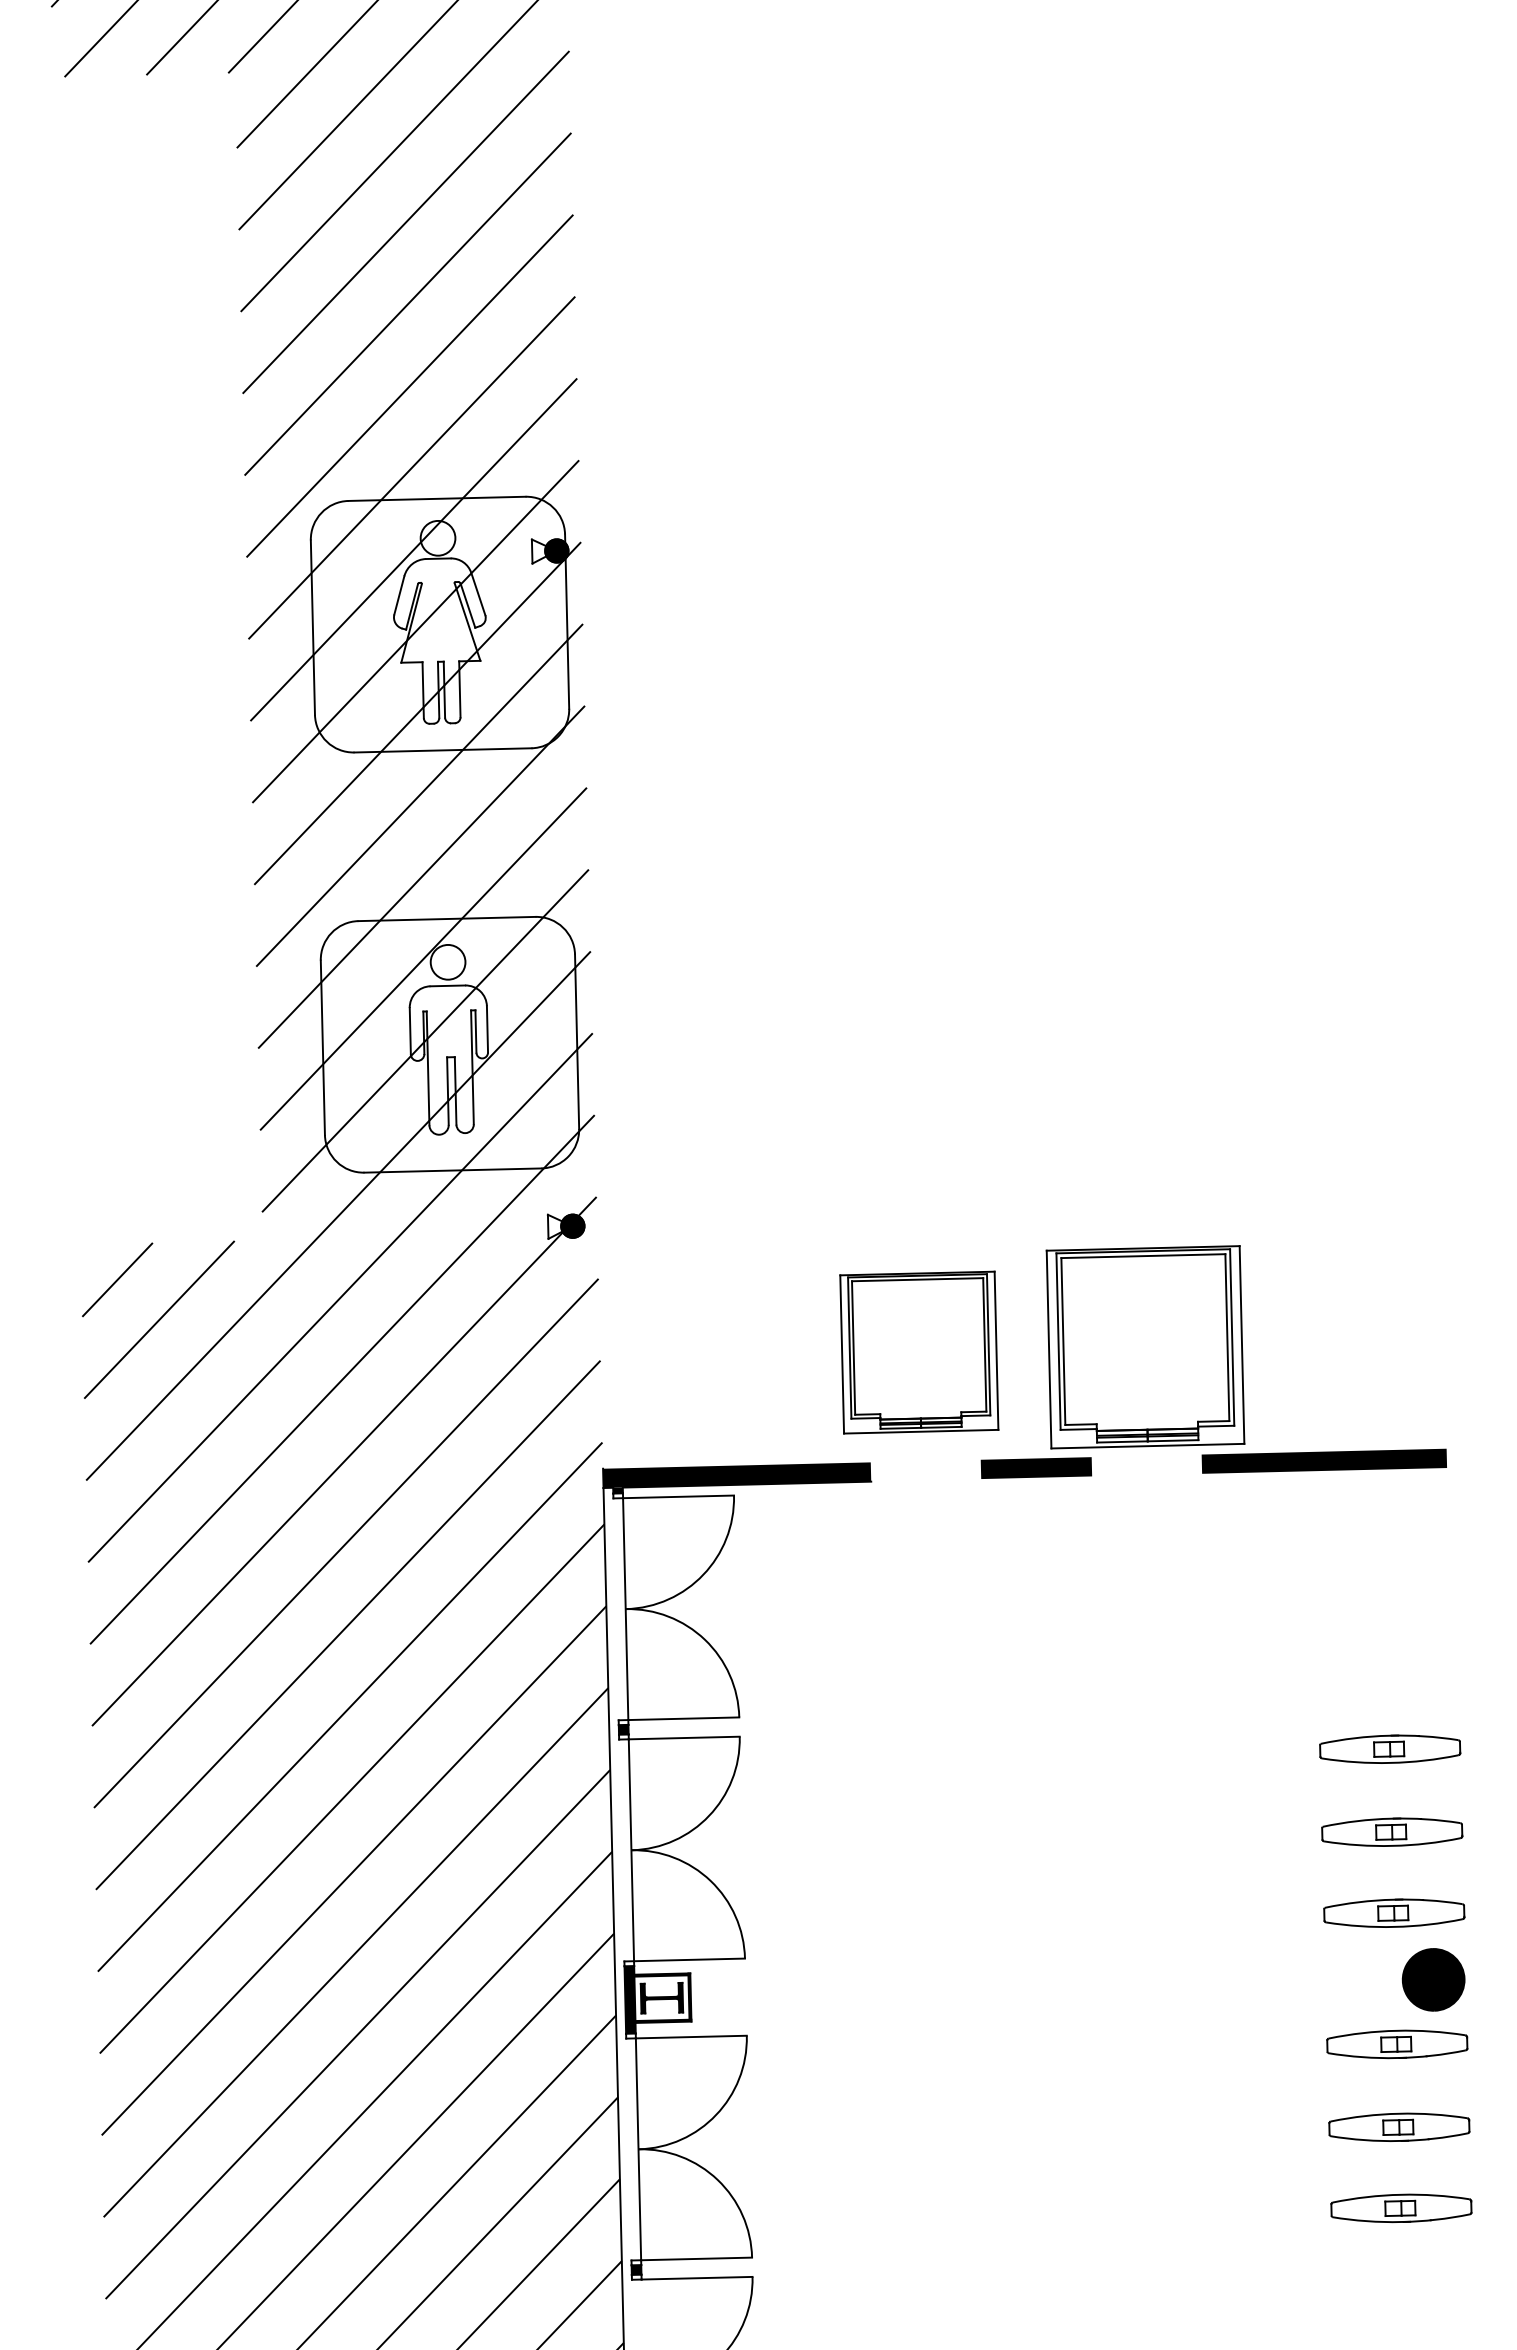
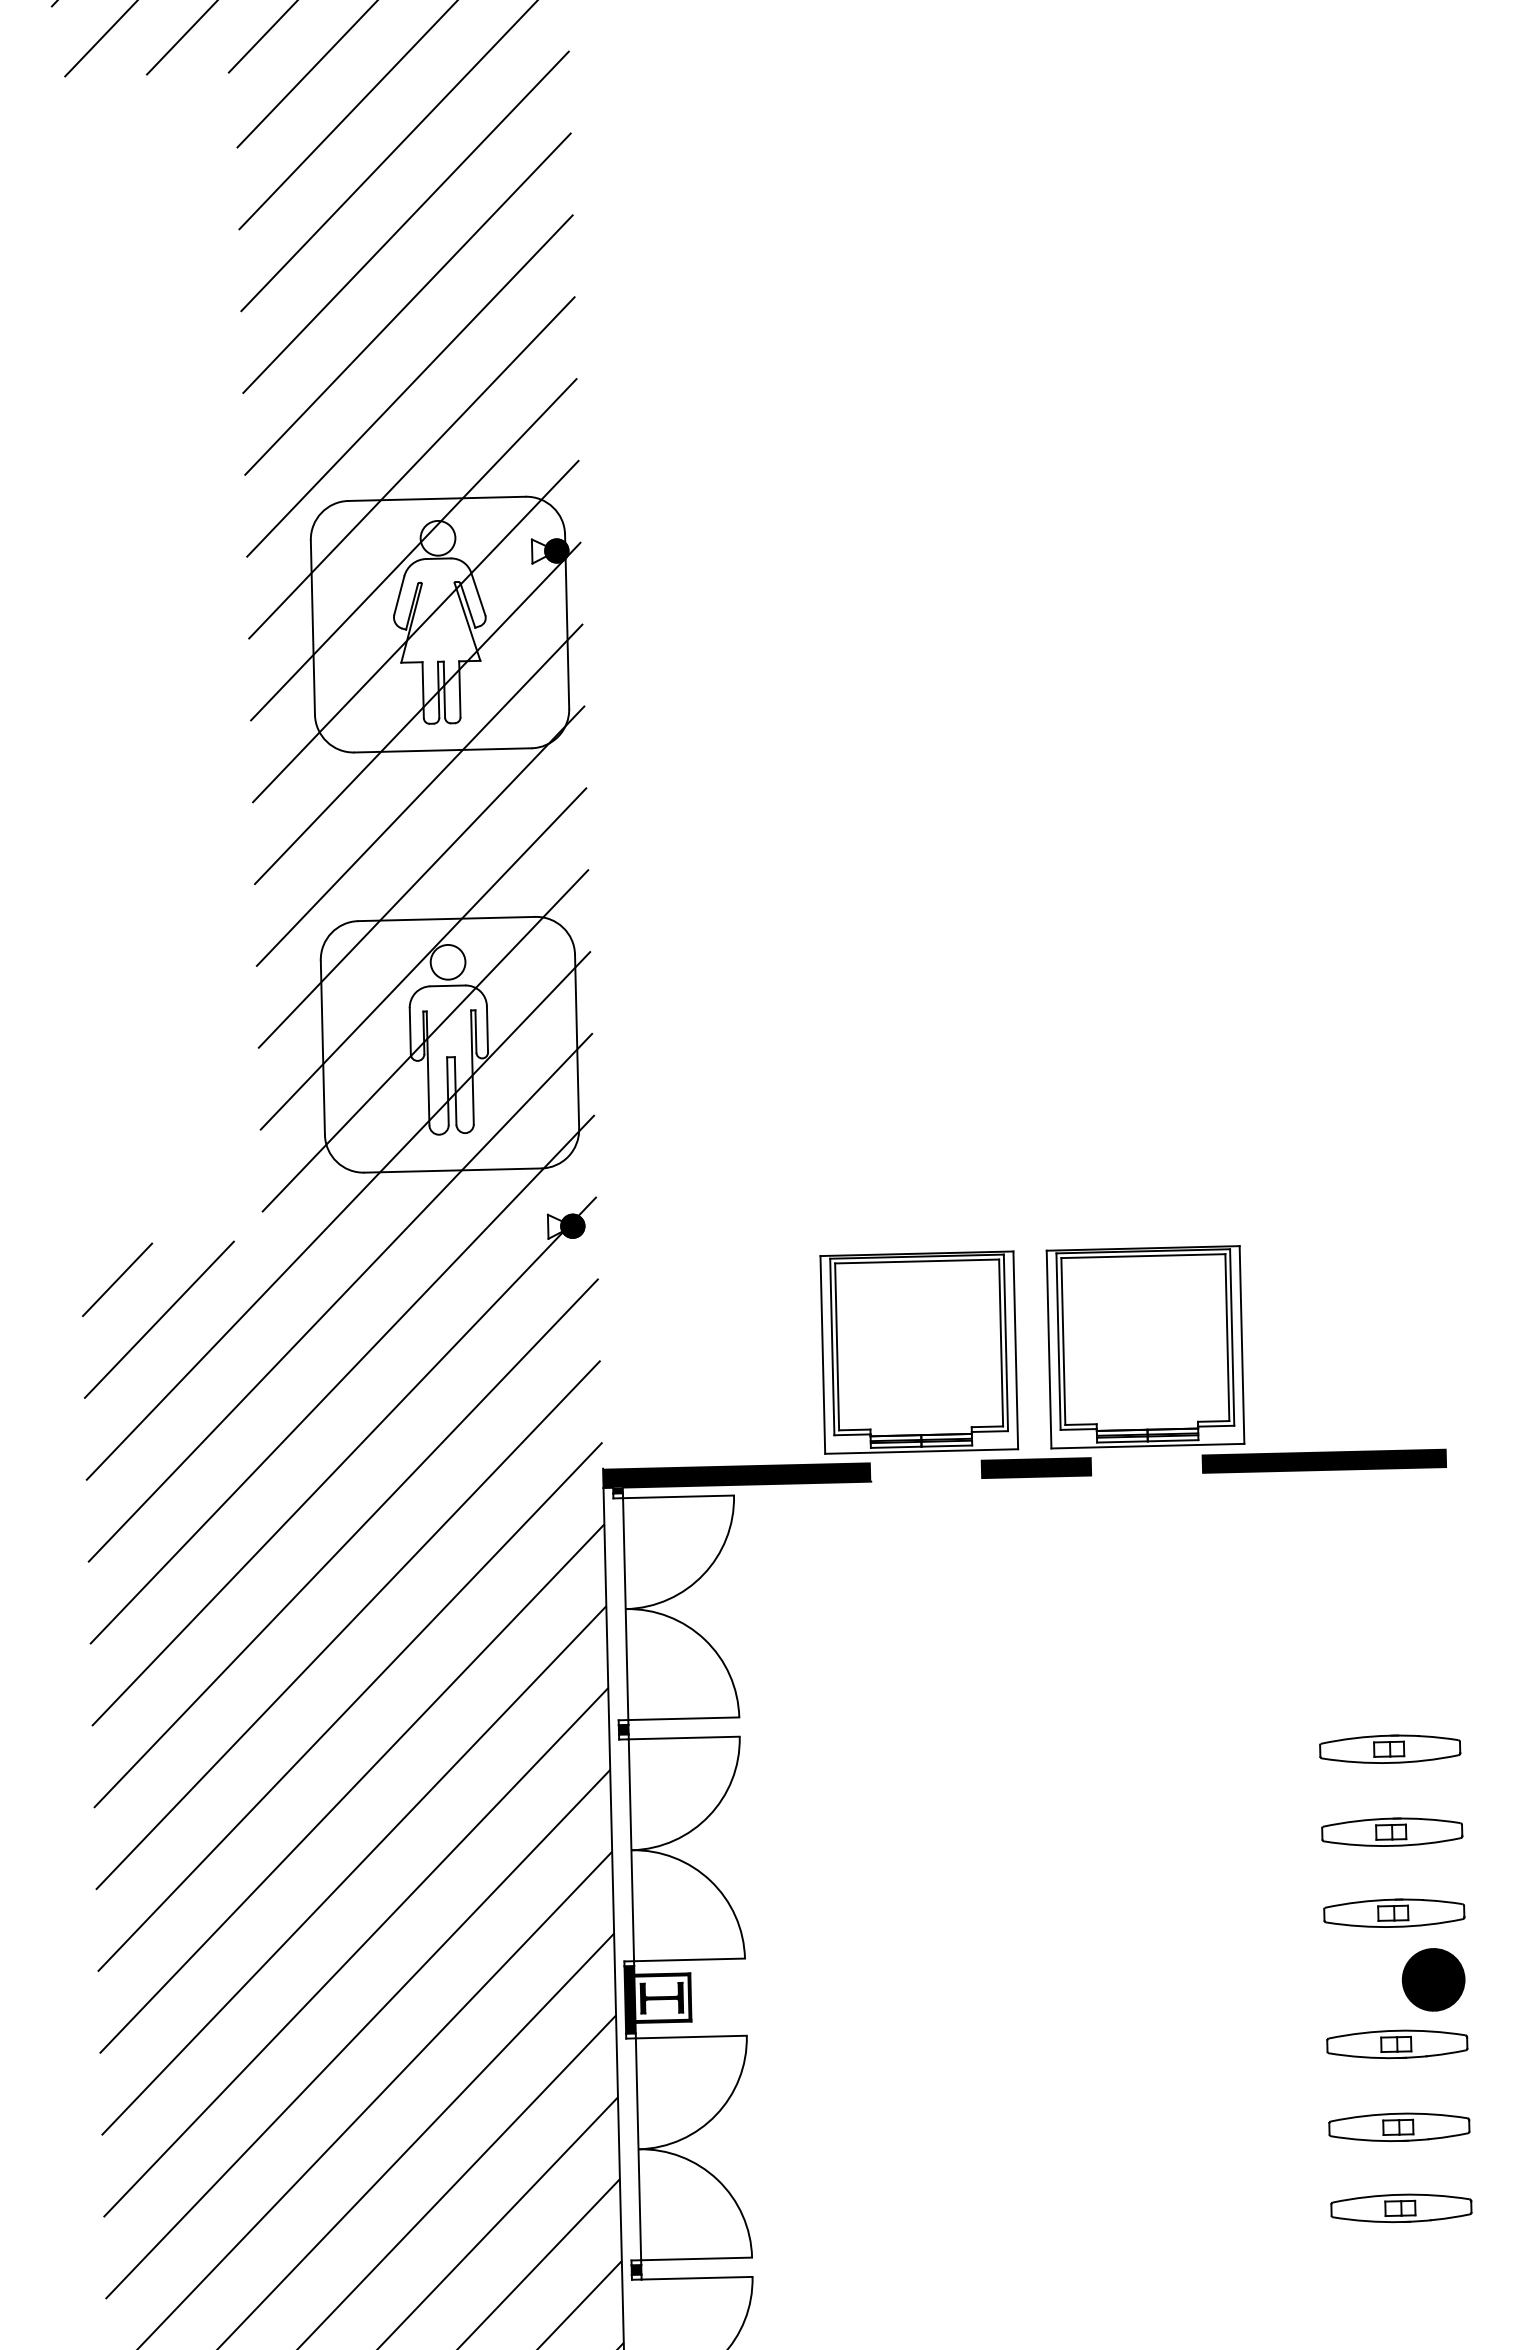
part size: 161x165 px -> 201x205 px (919, 1352)
